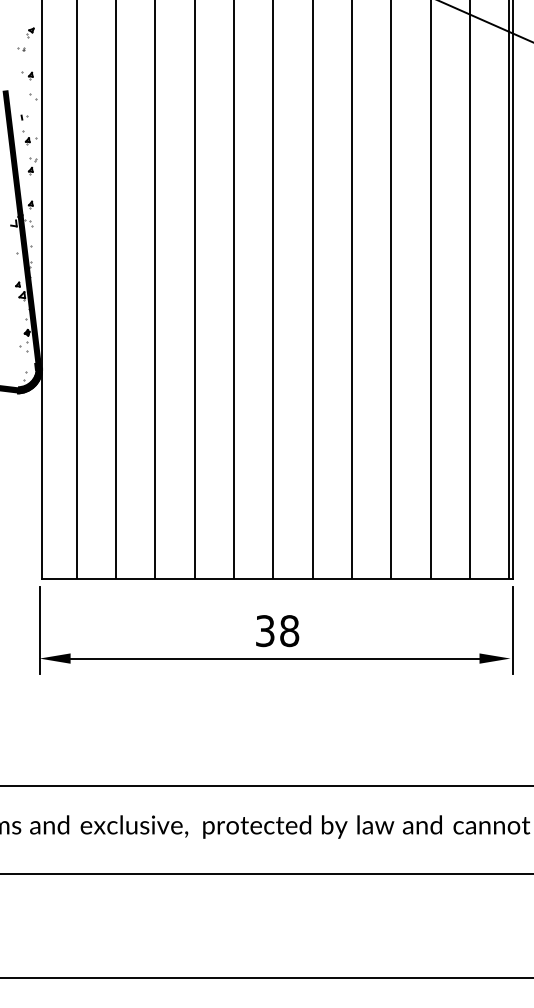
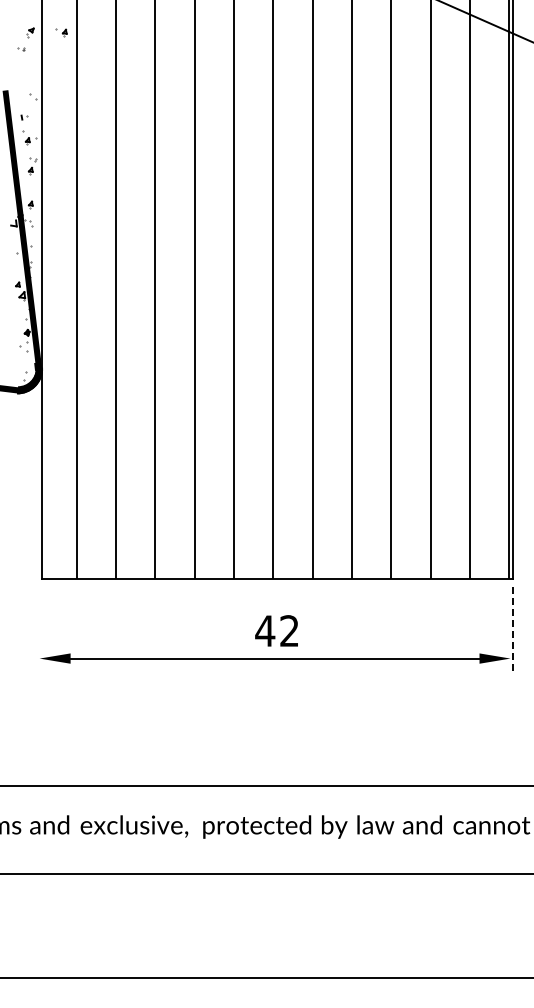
part position: (27, 75) -> (61, 32) (61, 32)
line: present -> none (39, 630)
text: 38 -> 42 (277, 631)
line: solid -> dashed (512, 631)
